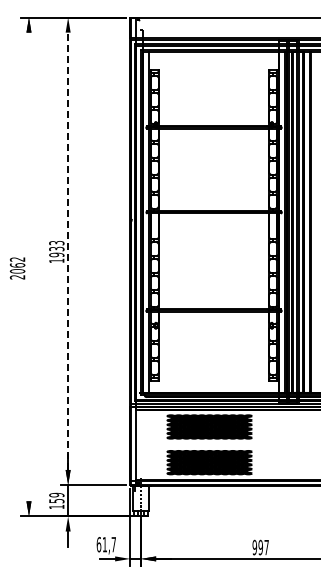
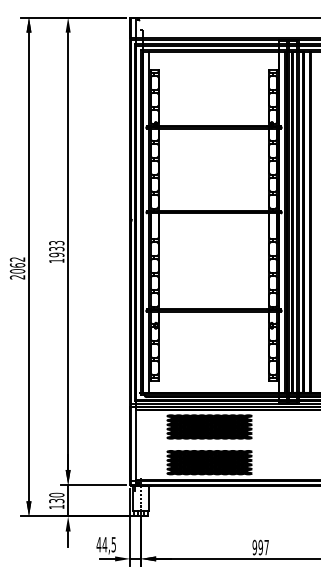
line: dashed -> solid (68, 251)
line: none -> present (28, 266)
text: 159 -> 130 (56, 497)
text: 61,7 -> 44,5 (105, 544)
